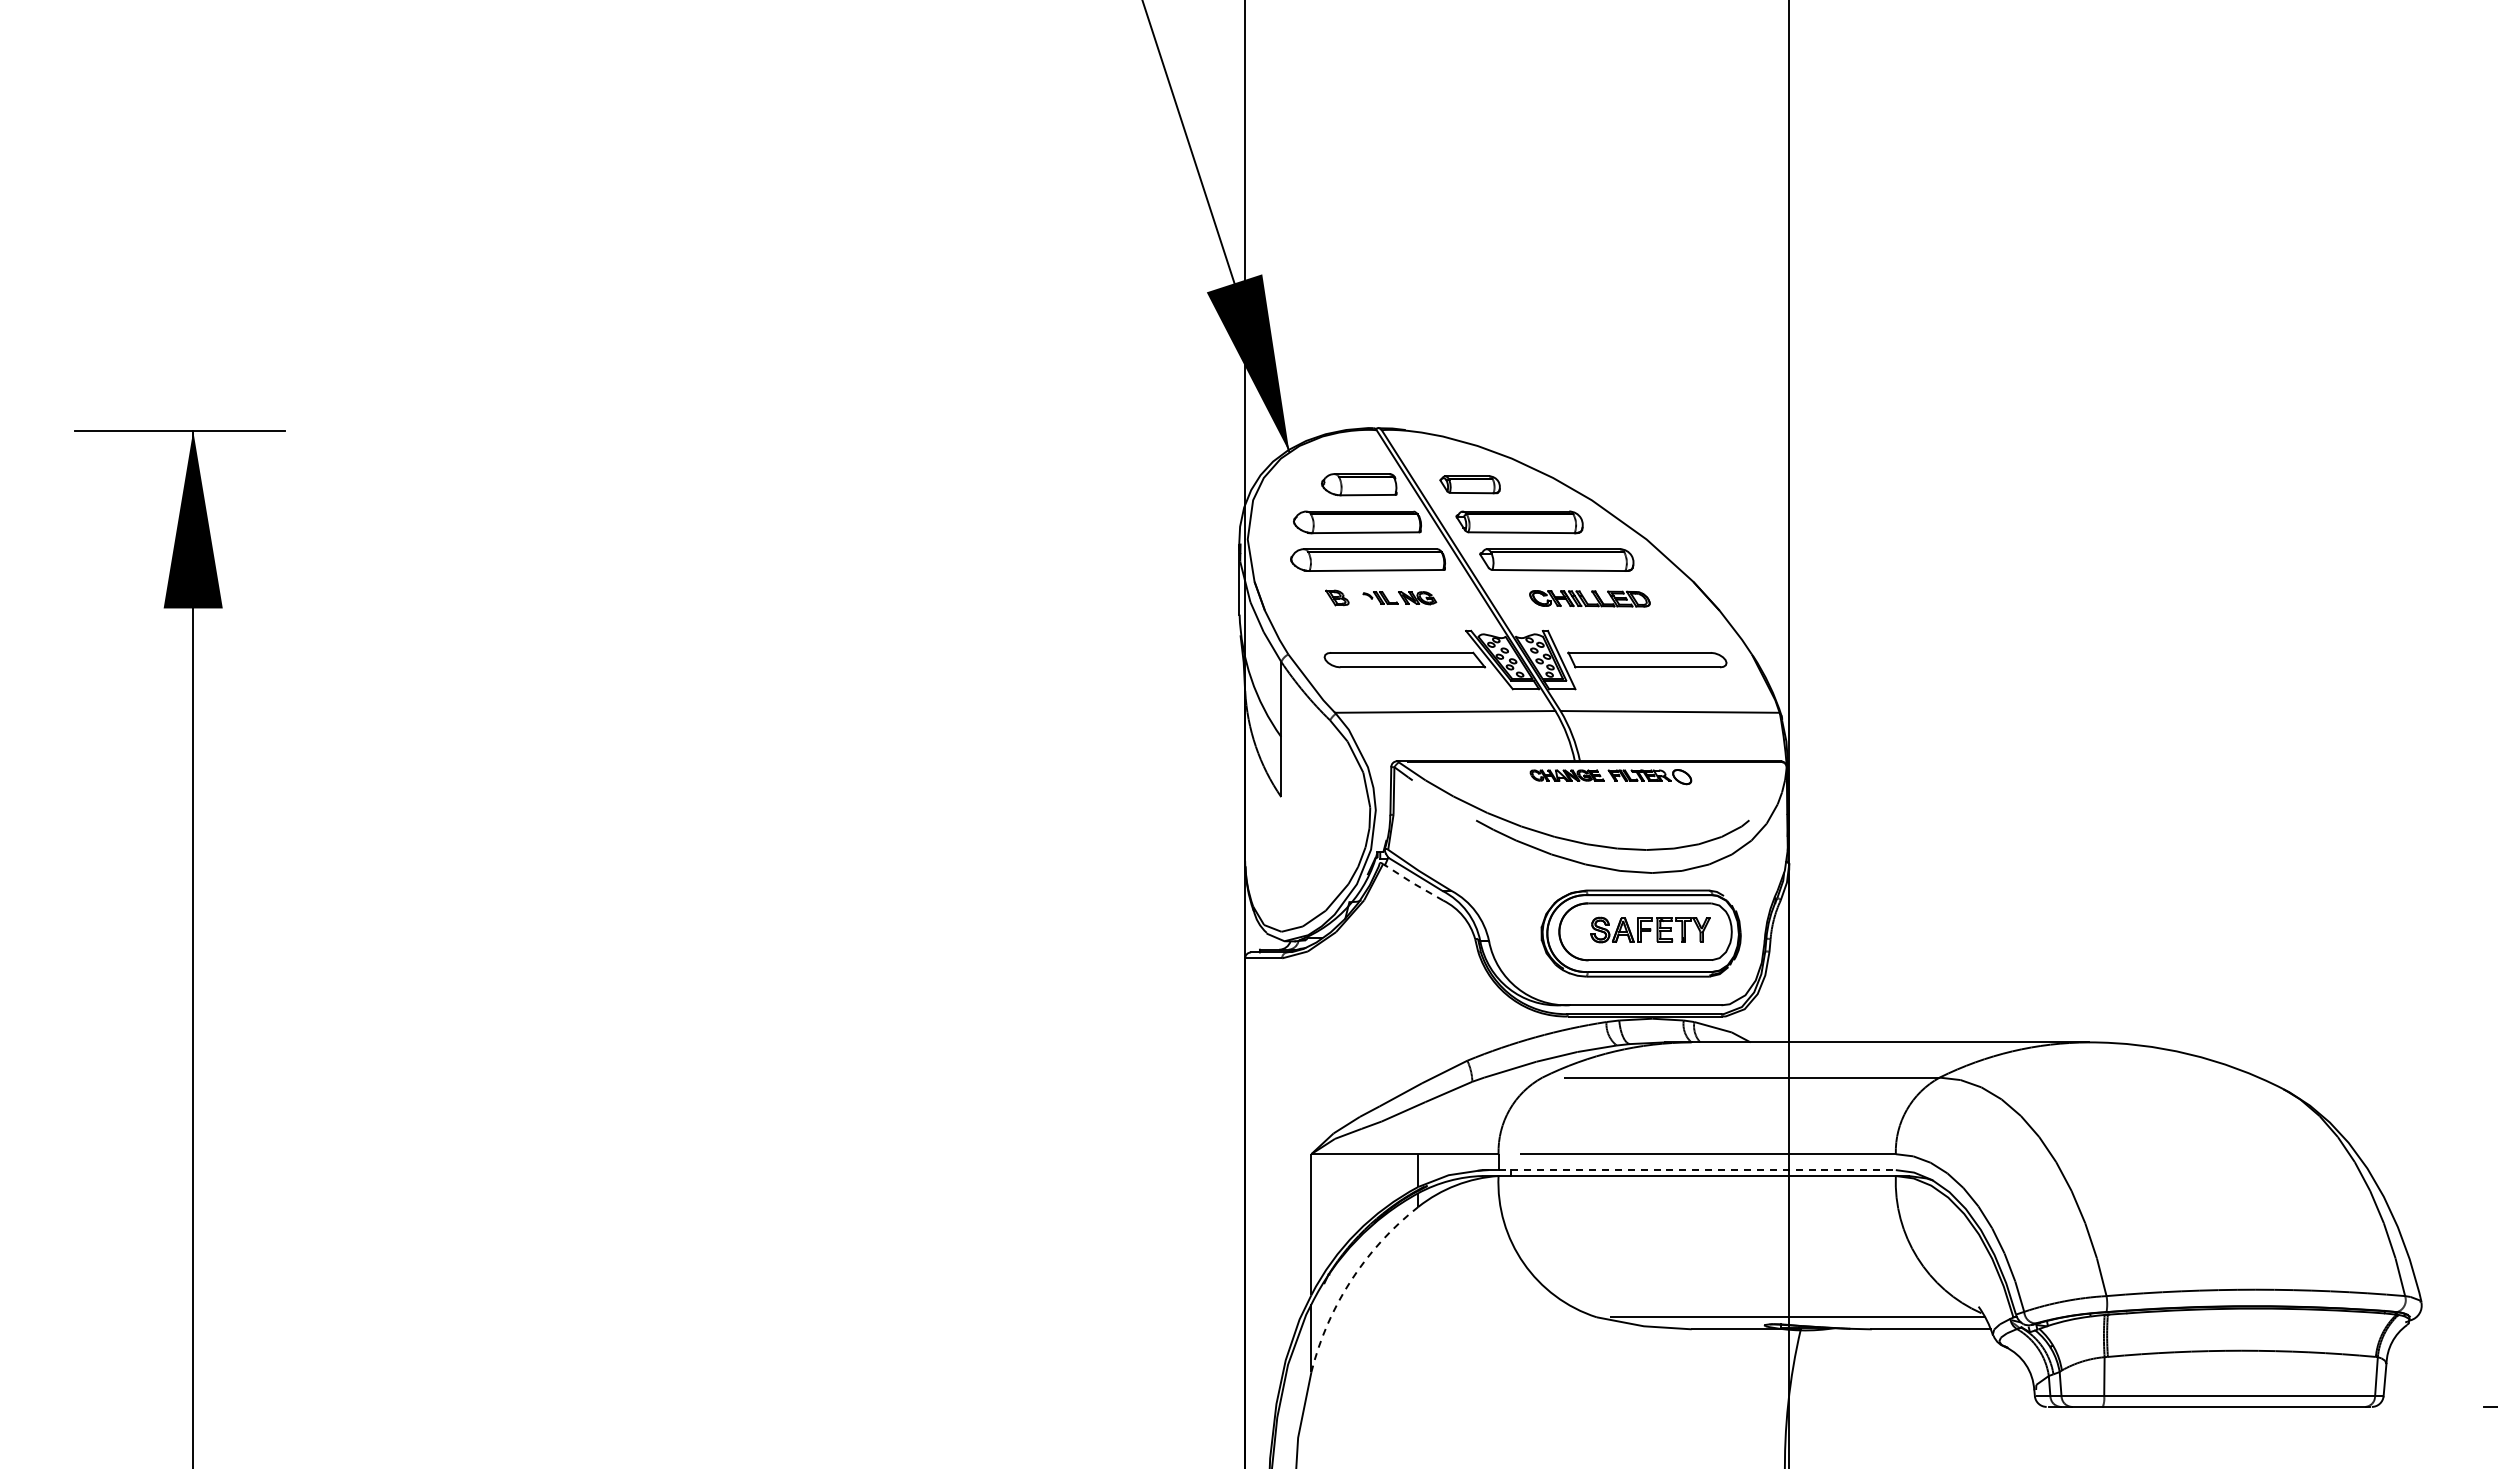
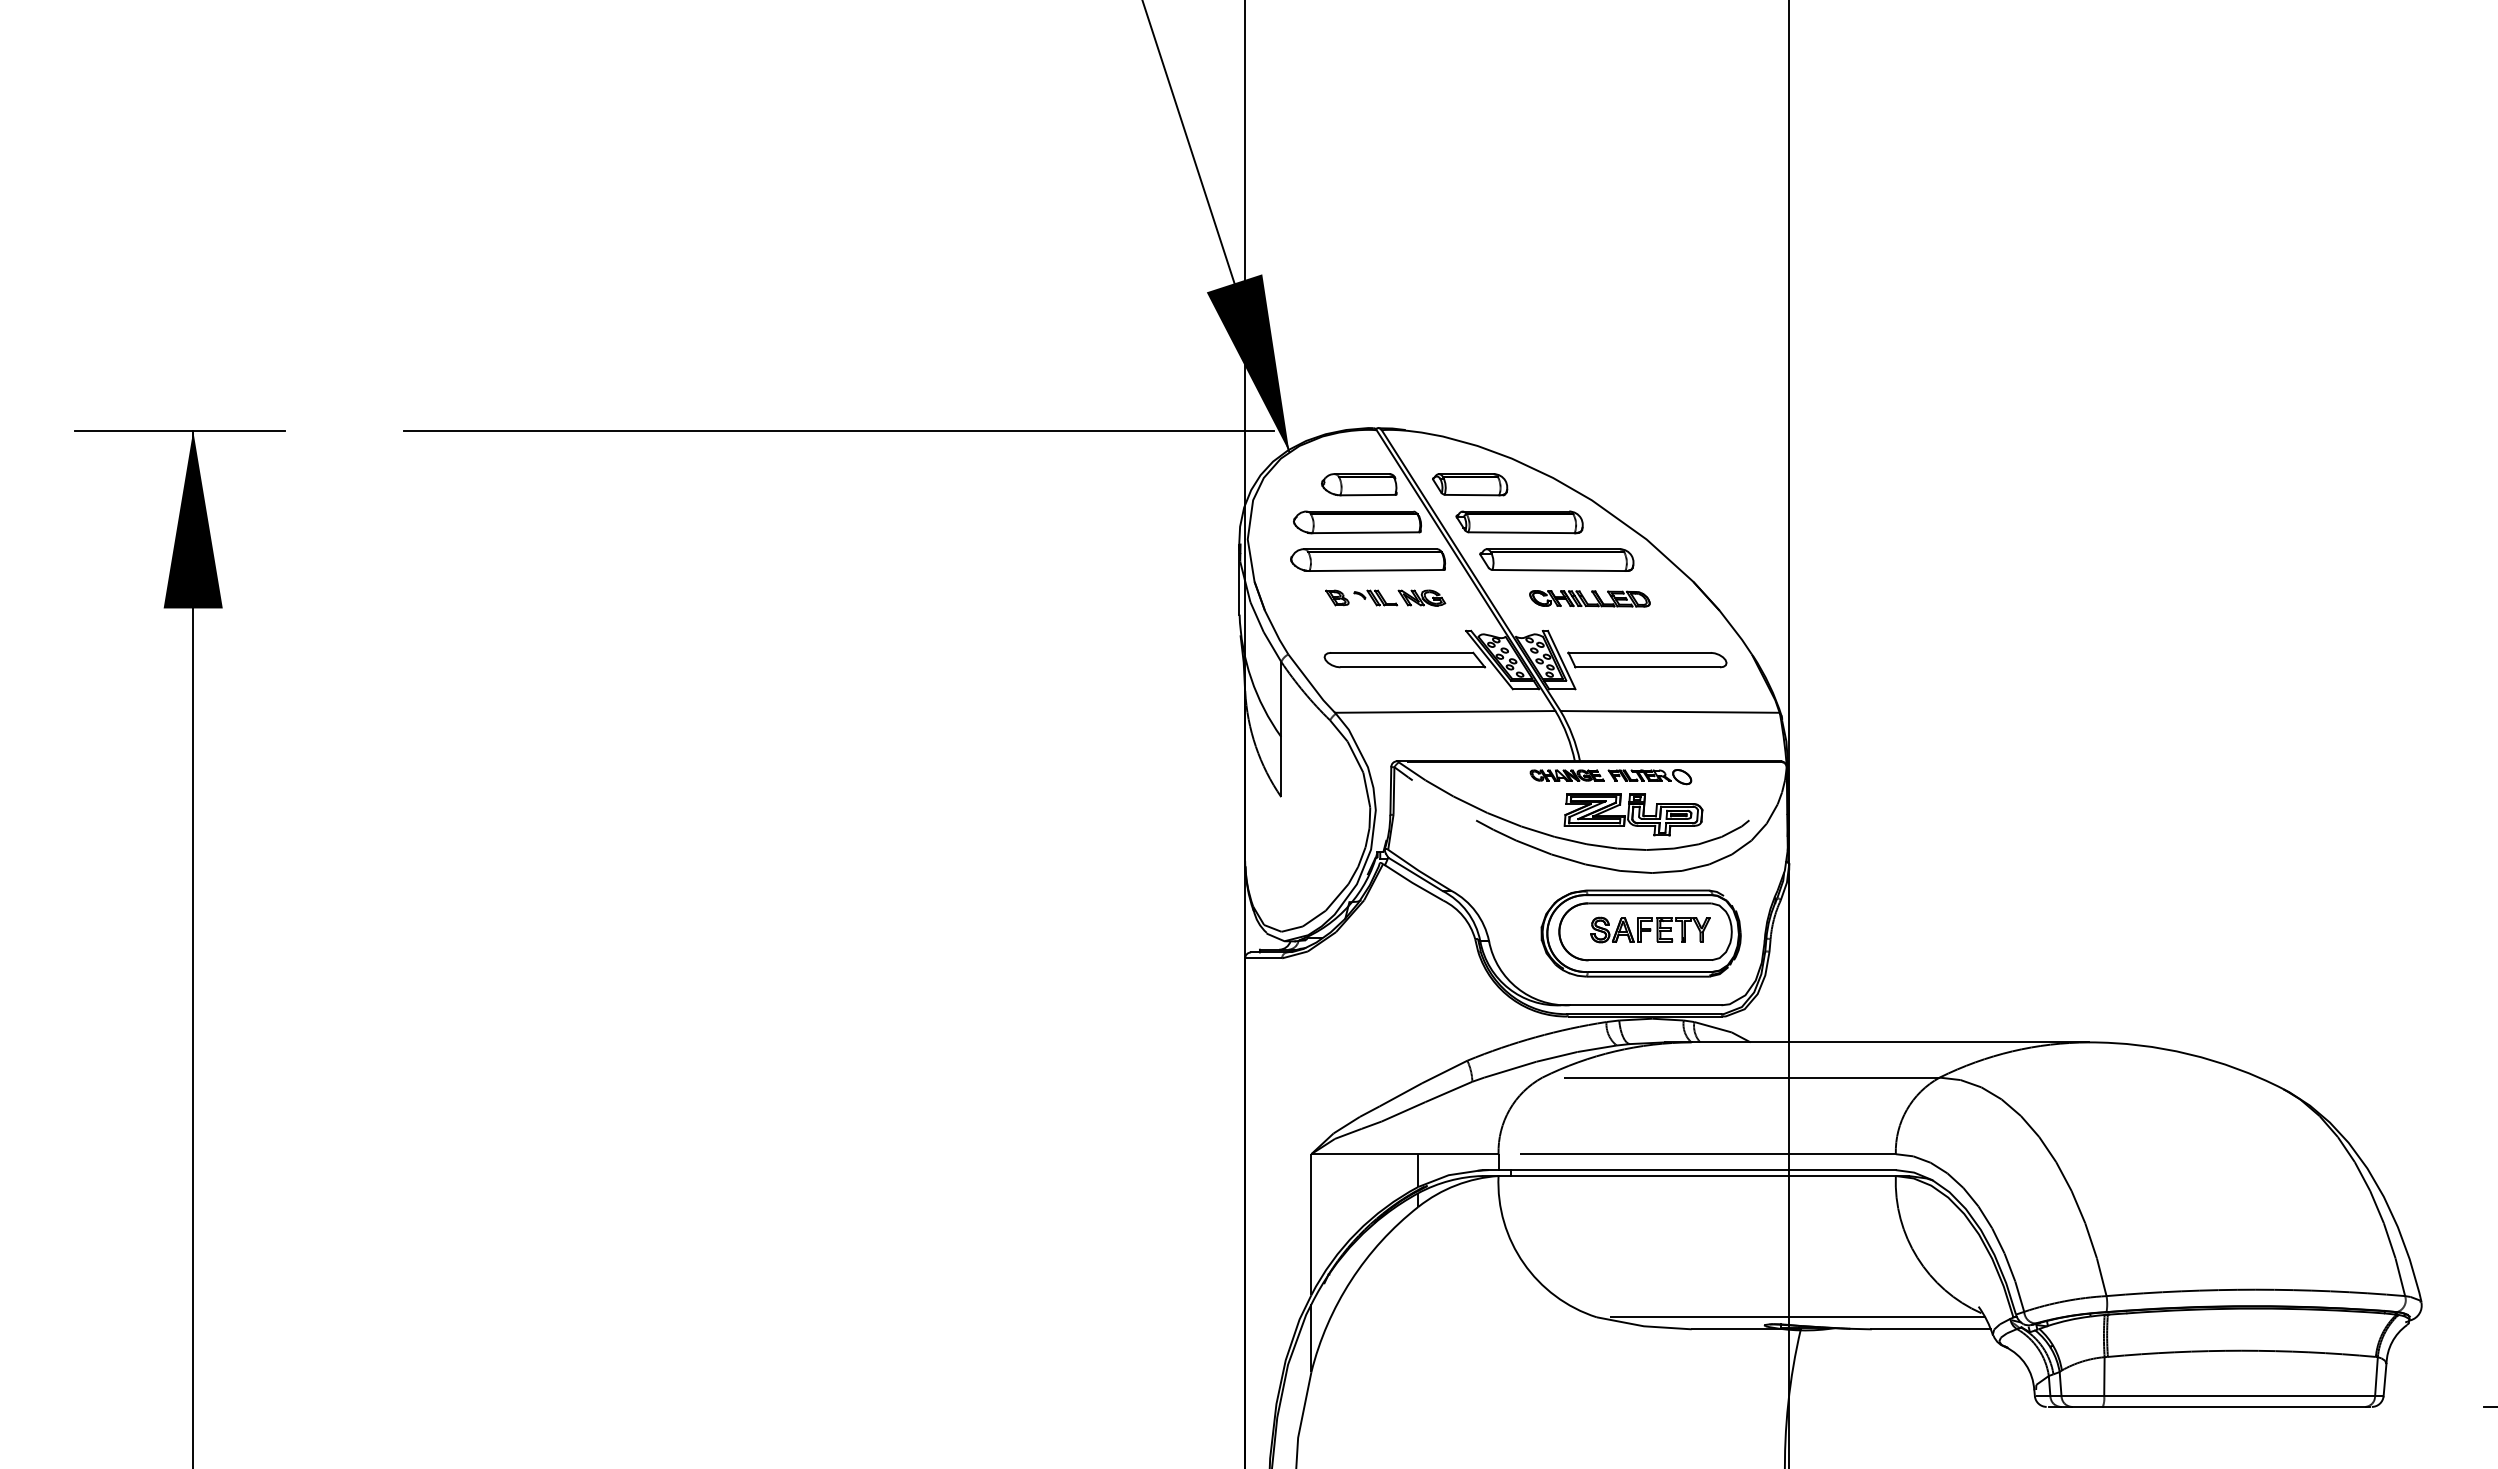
line: none -> present (838, 430)
part size: 62x20 px -> 77x24 px (1470, 484)
part size: 76x15 px -> 94x18 px (1399, 597)
part: none -> present (1633, 814)
line: dashed -> solid (1412, 882)
line: dashed -> solid (1697, 1170)
arc: dashed -> solid (1351, 1280)
